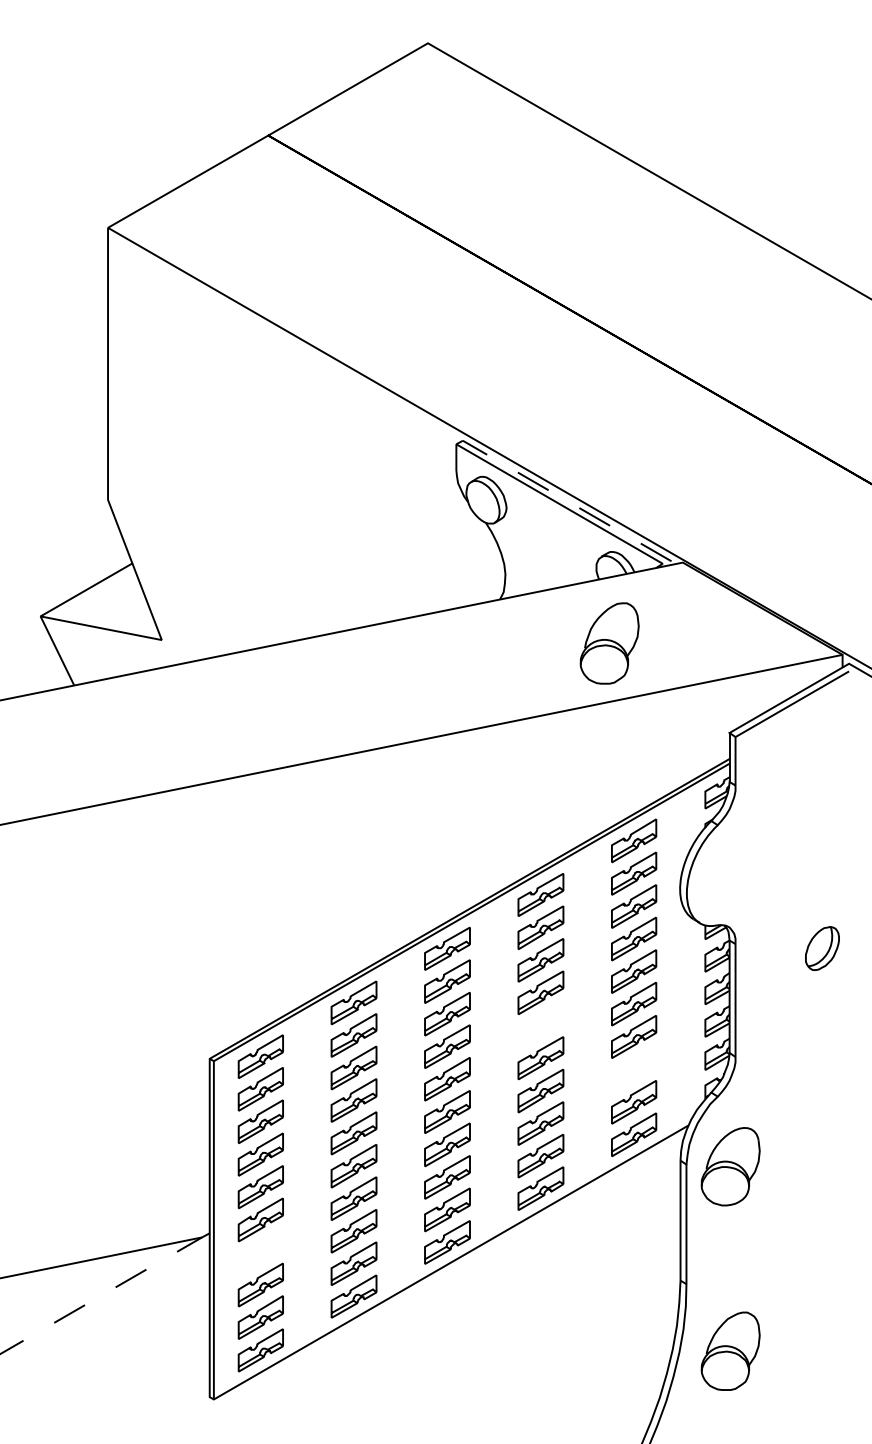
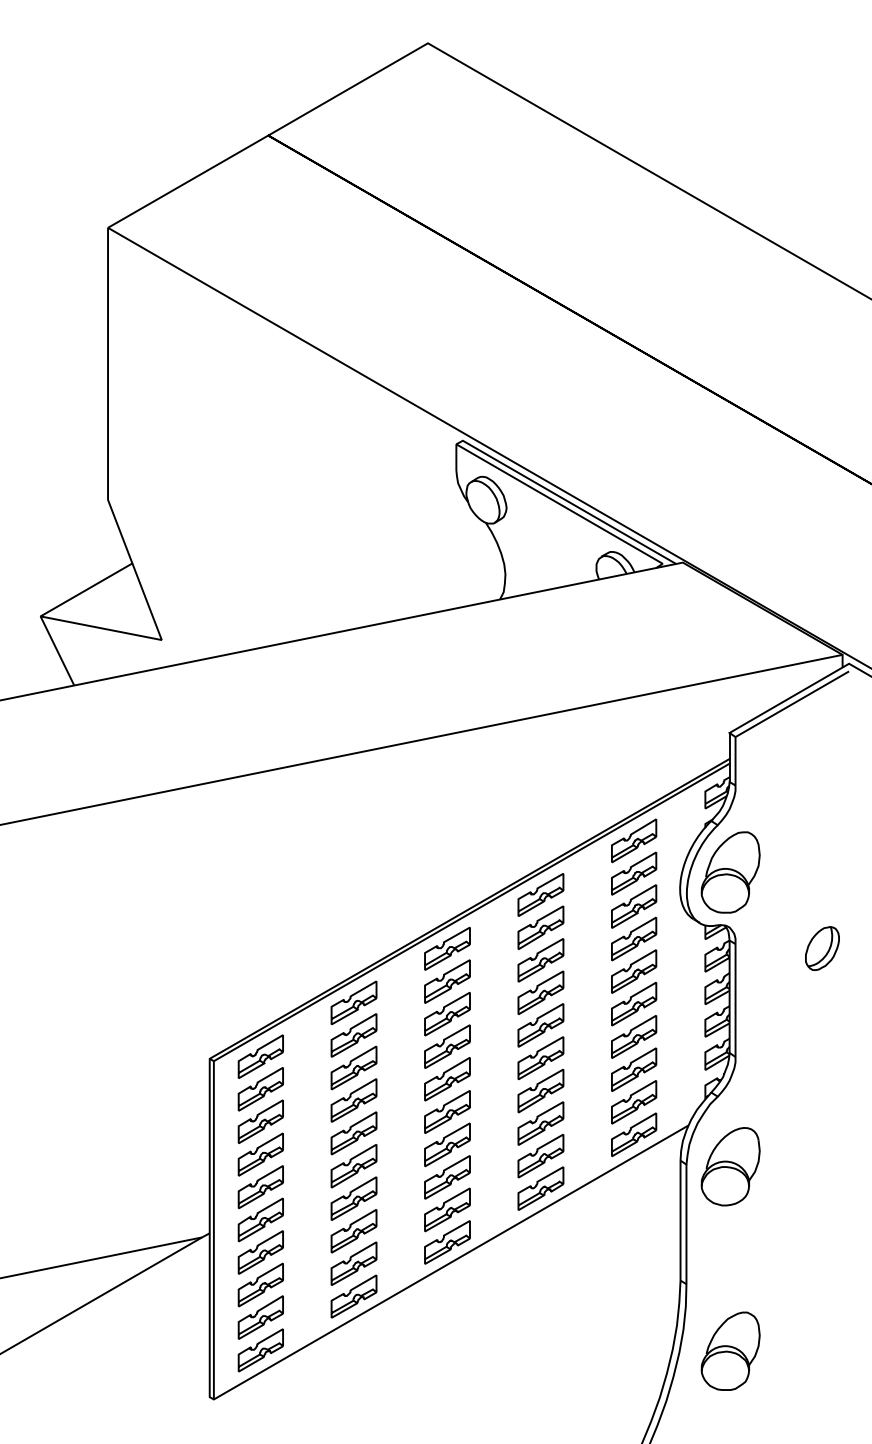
line: dashed -> solid (565, 500)
part position: (609, 643) -> (730, 872) (730, 872)
part: none -> present (540, 1025)
part: none -> present (634, 1069)
part: none -> present (260, 1252)
line: dashed -> solid (101, 1295)
